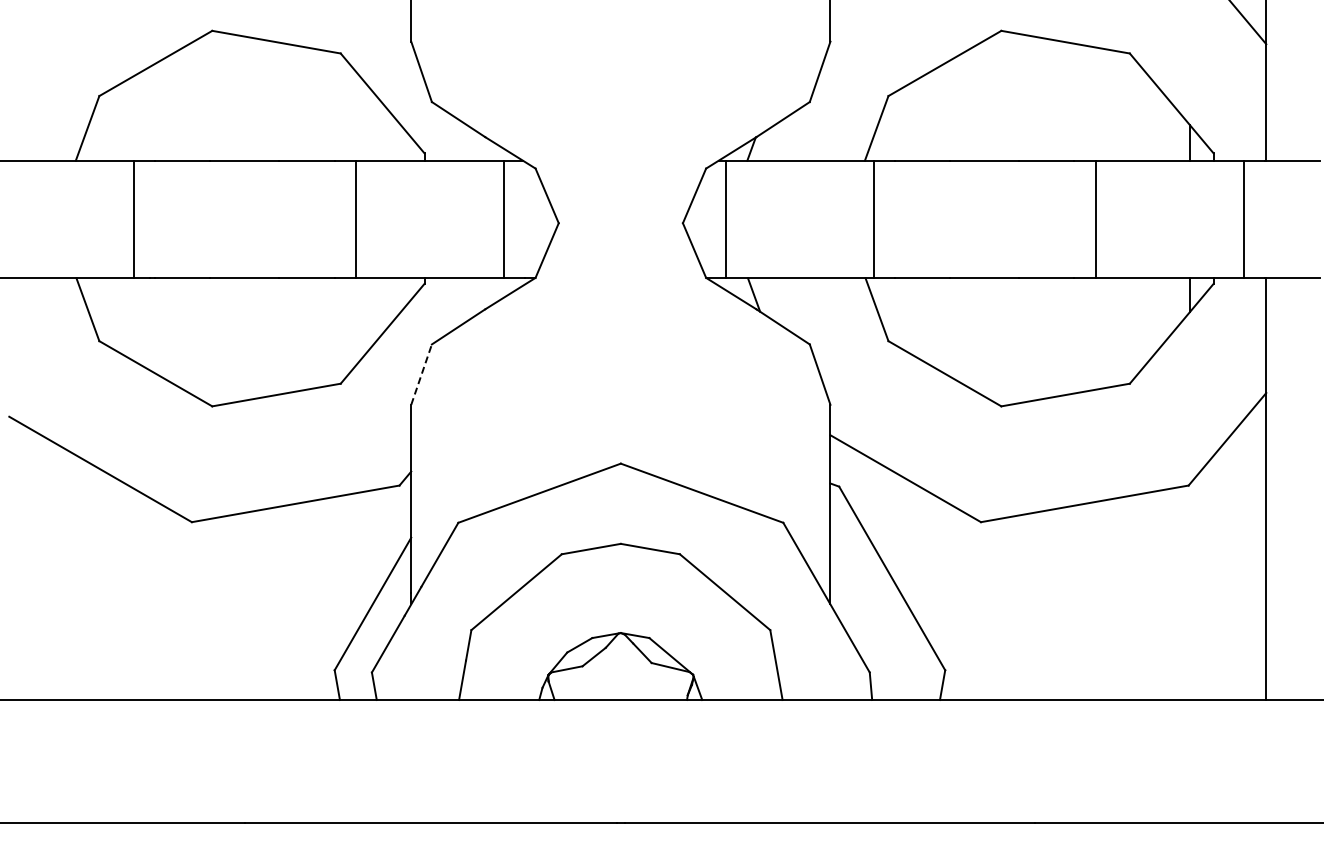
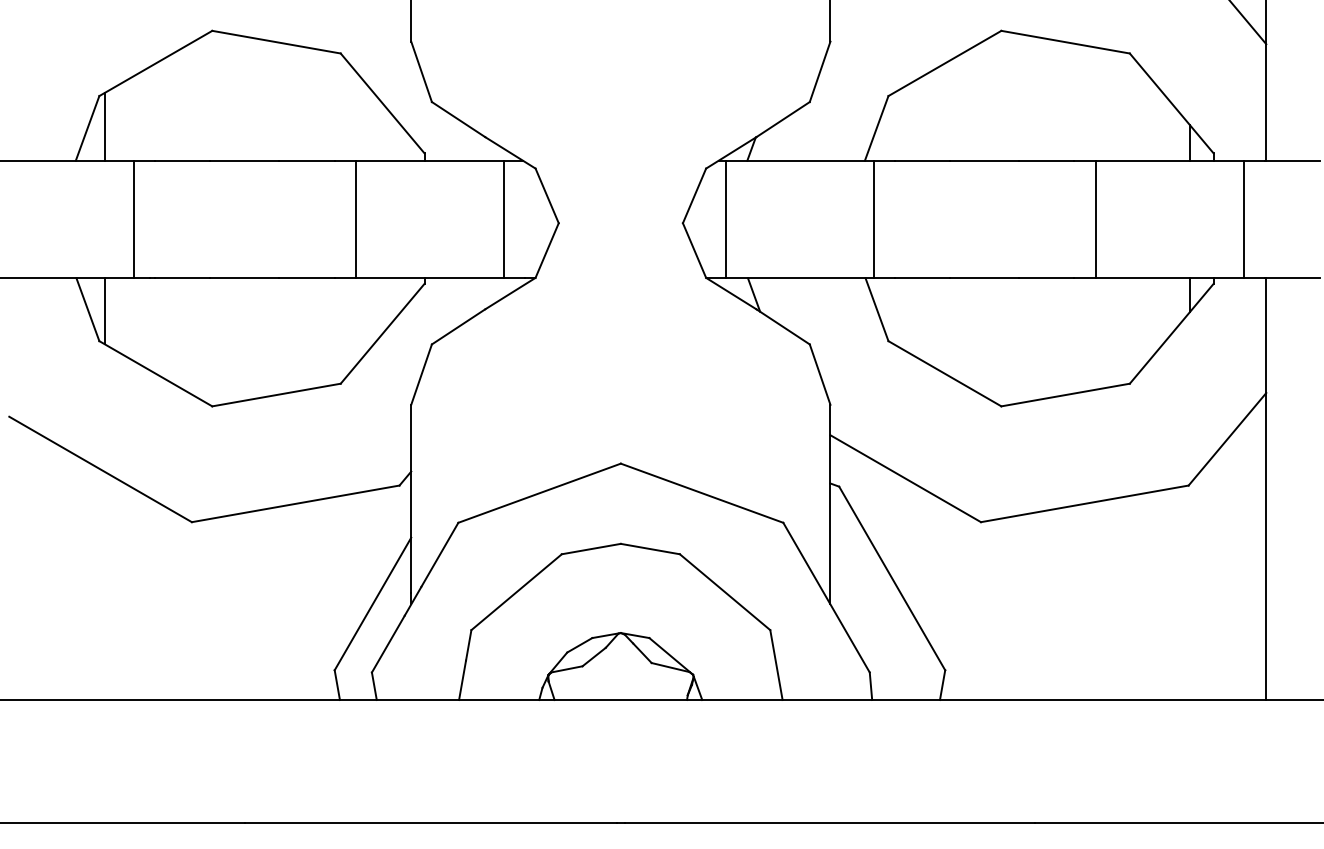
line: none -> present (104, 126)
line: none -> present (104, 311)
line: dashed -> solid (421, 374)
